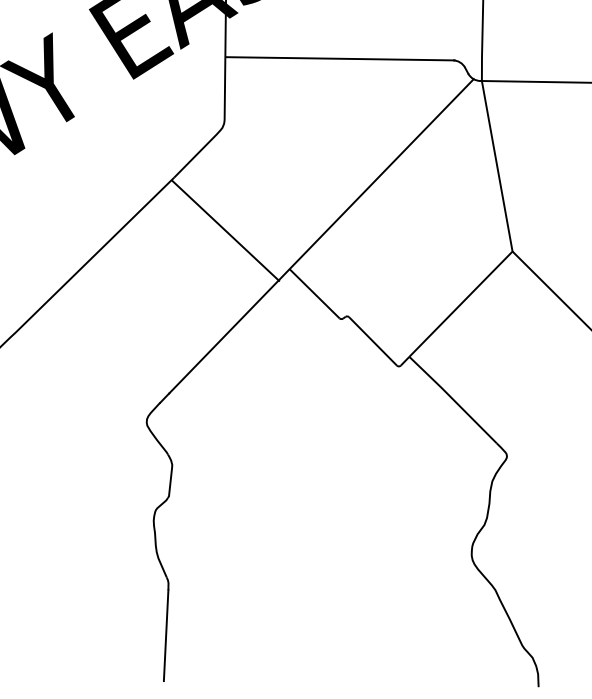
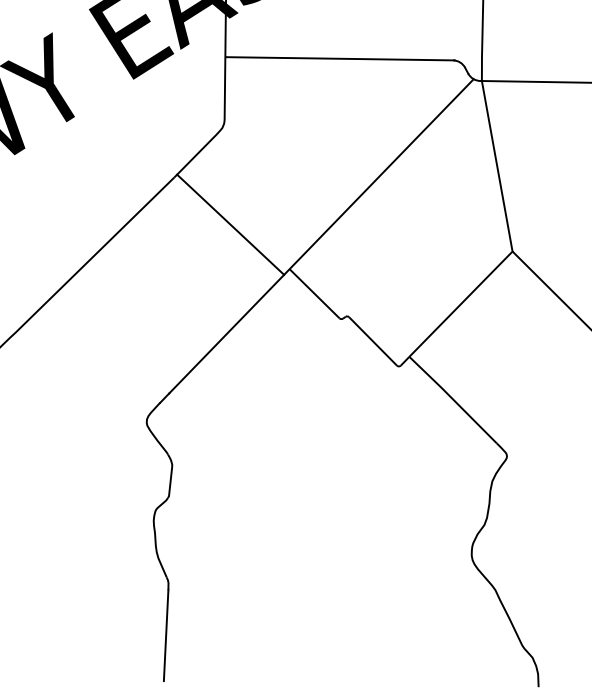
line position: (225, 230) -> (230, 224) (230, 224)
